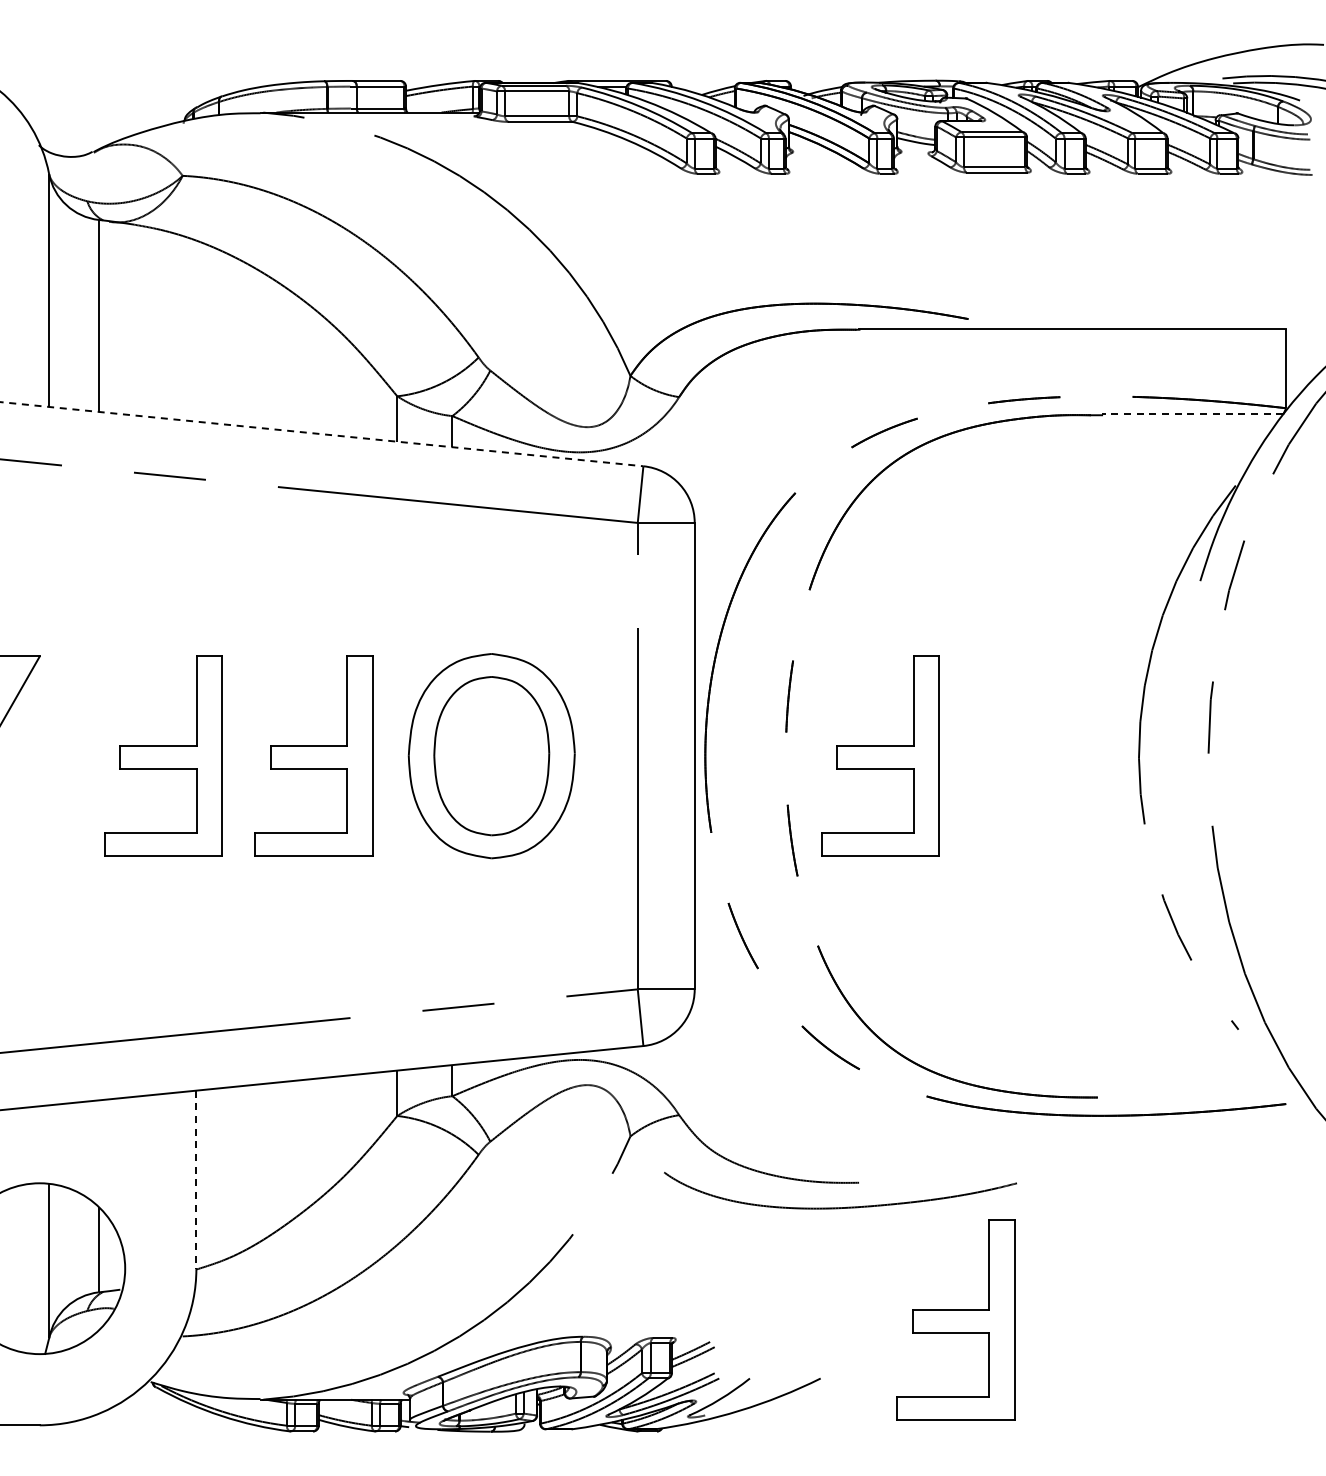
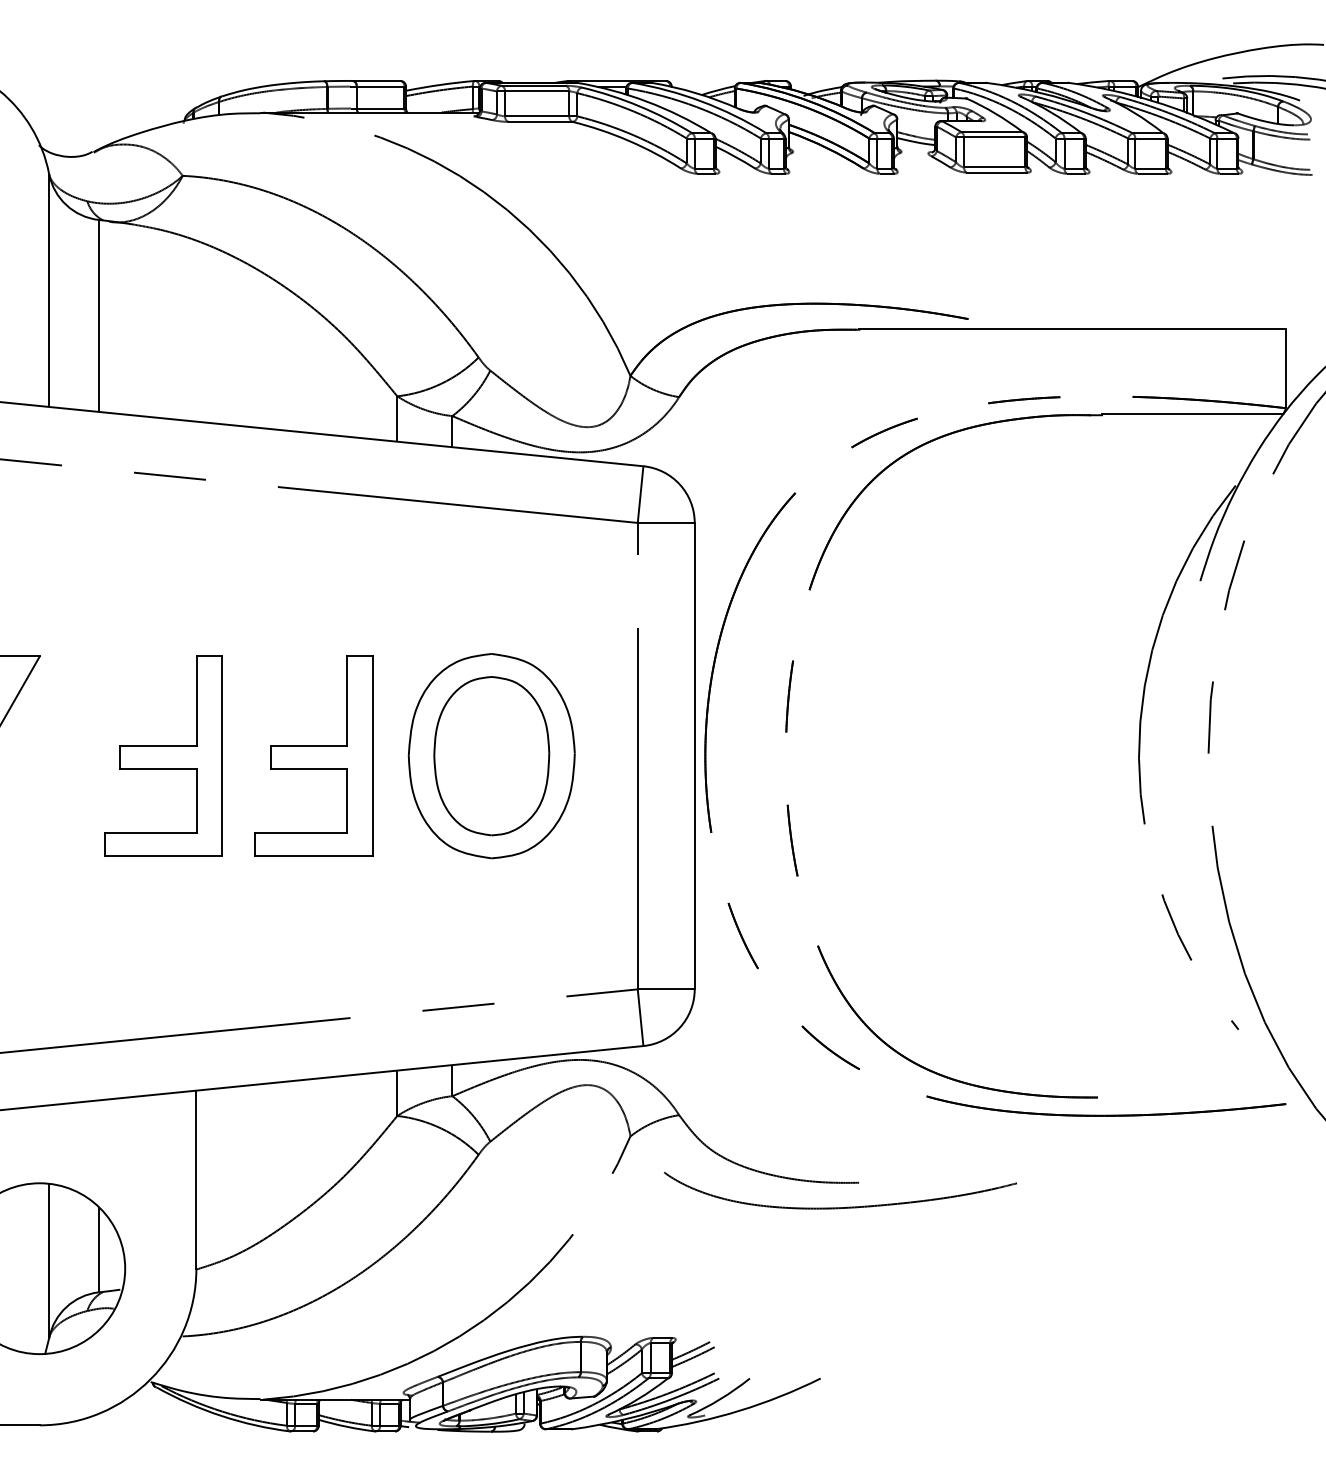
line: dashed -> solid (1192, 414)
line: dashed -> solid (322, 434)
part: present -> none (880, 755)
line: dashed -> solid (196, 1180)
part: present -> none (955, 1319)
